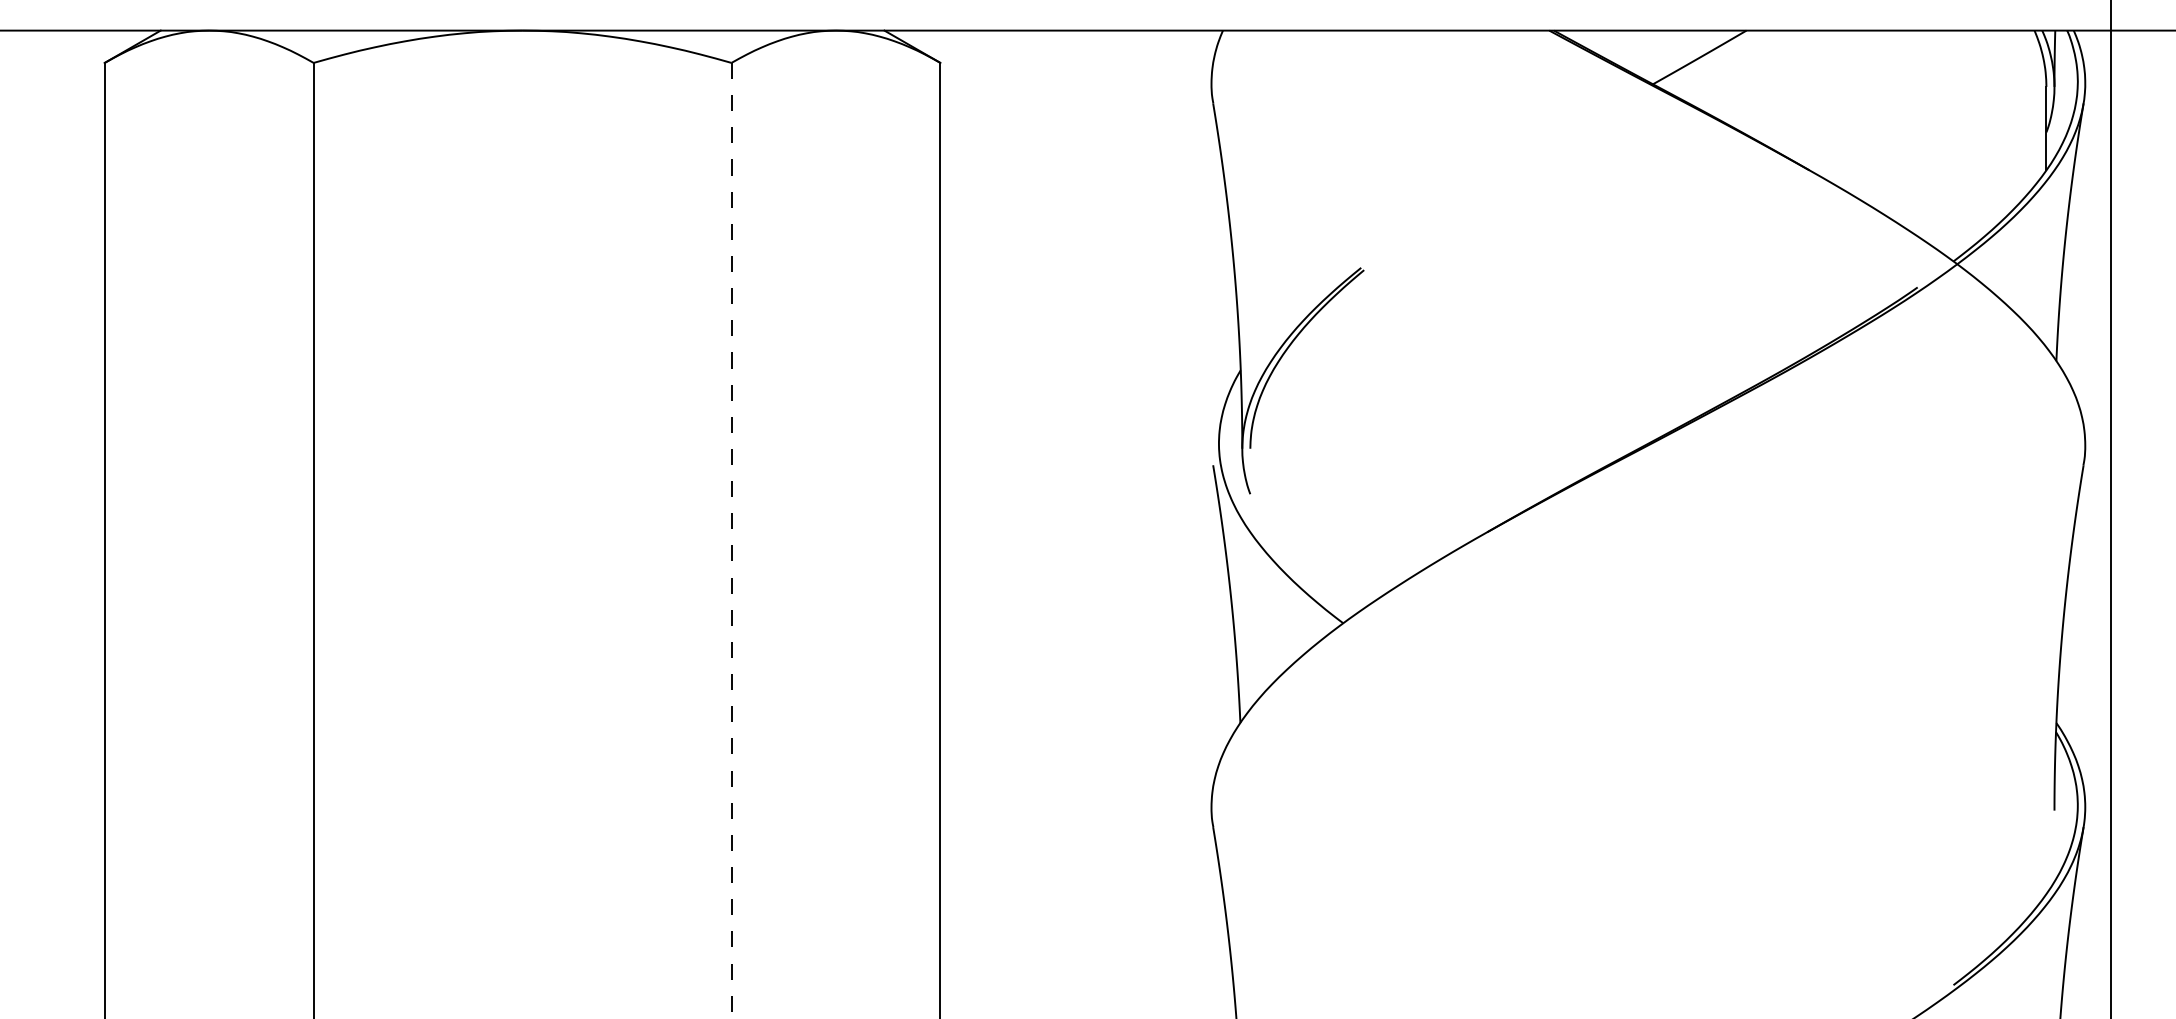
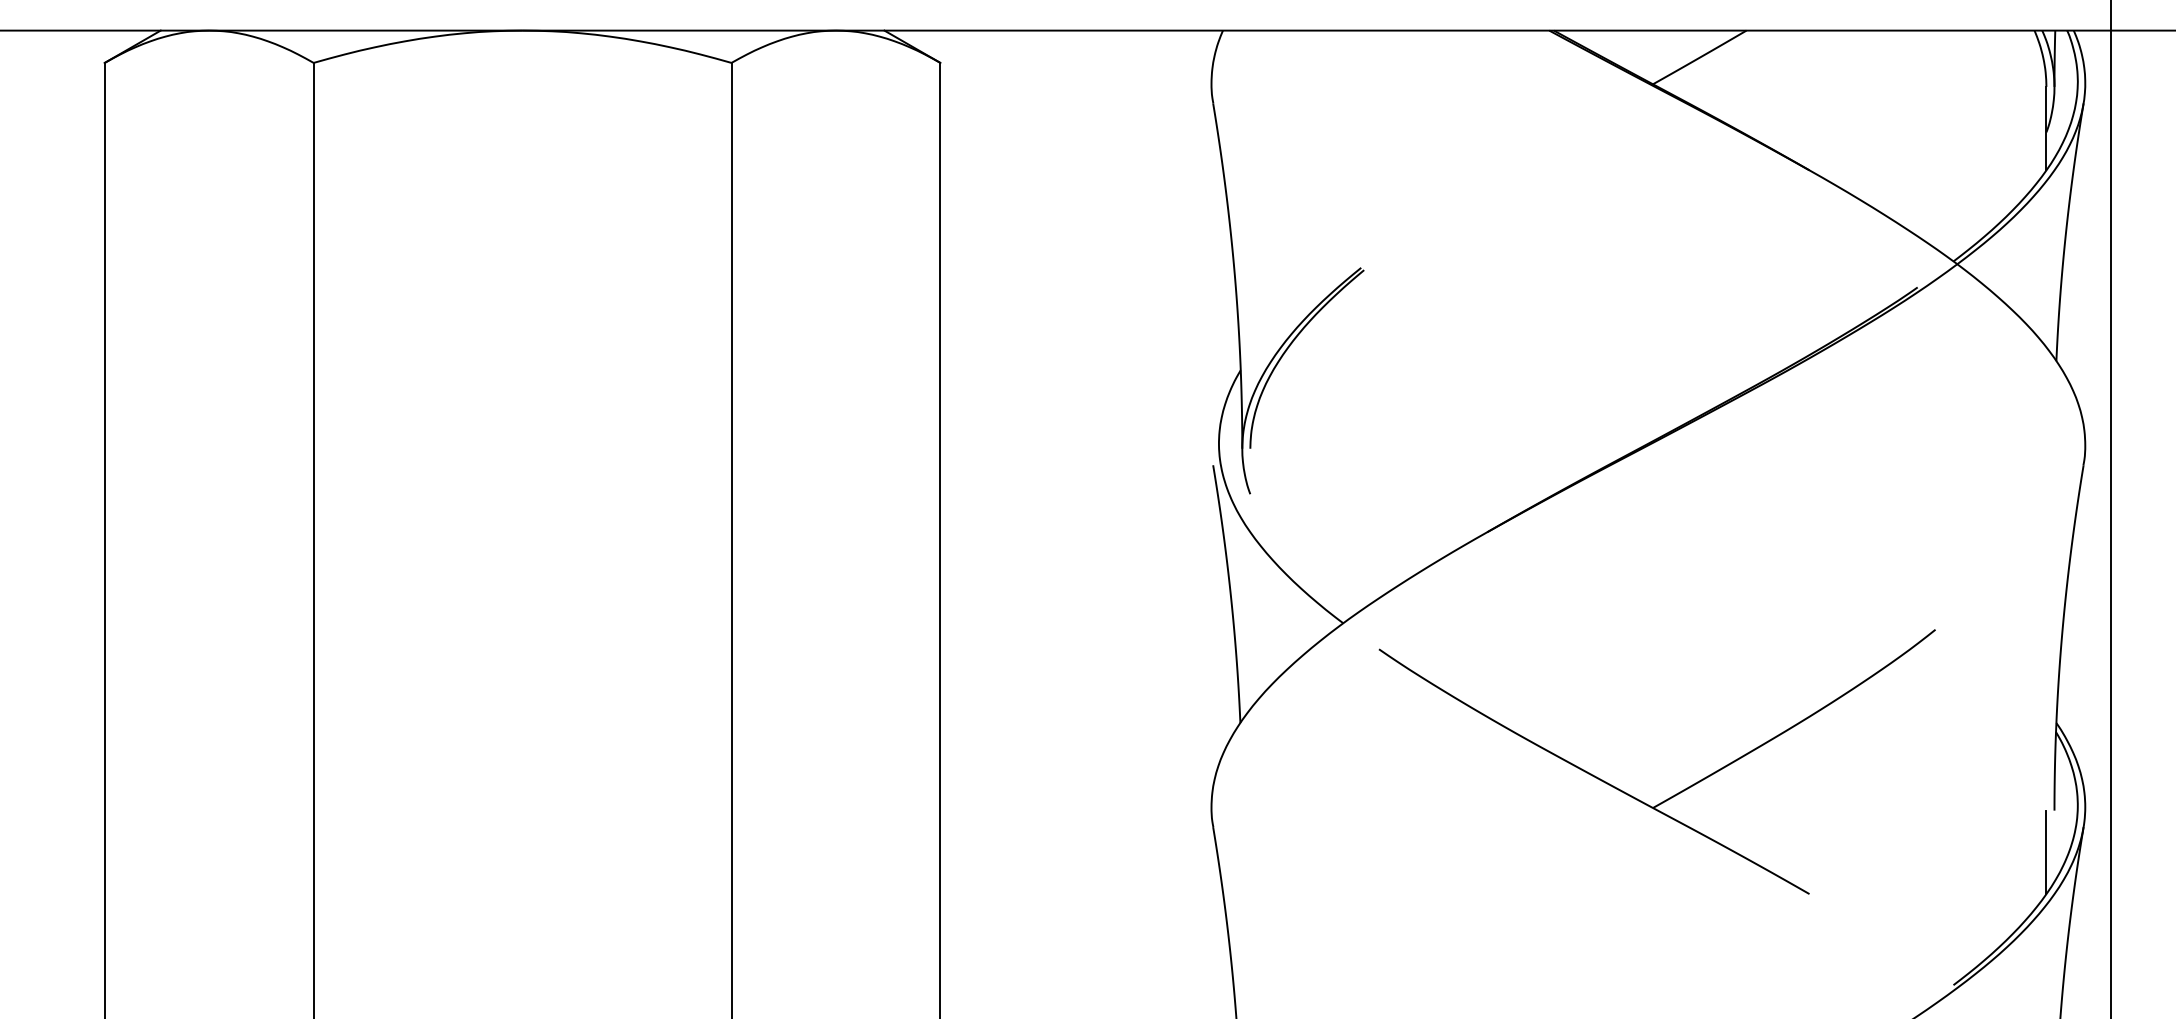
line: dashed -> solid (731, 540)
part: none -> present (1672, 795)
line: none -> present (2046, 852)
